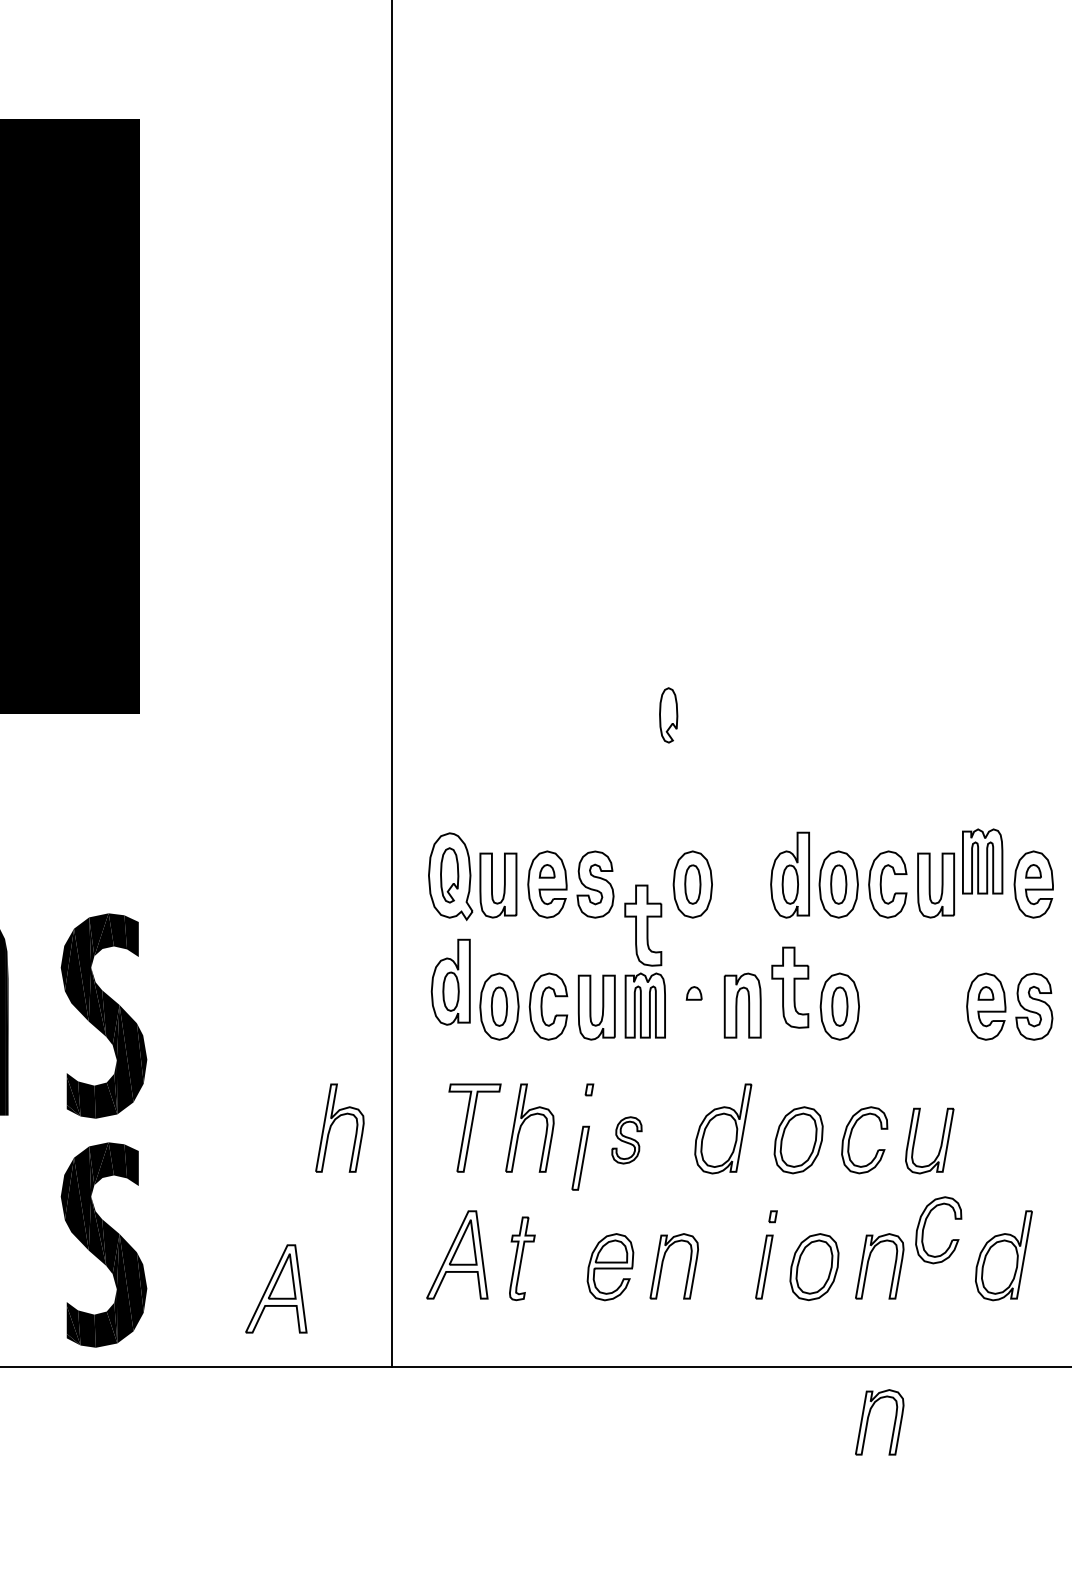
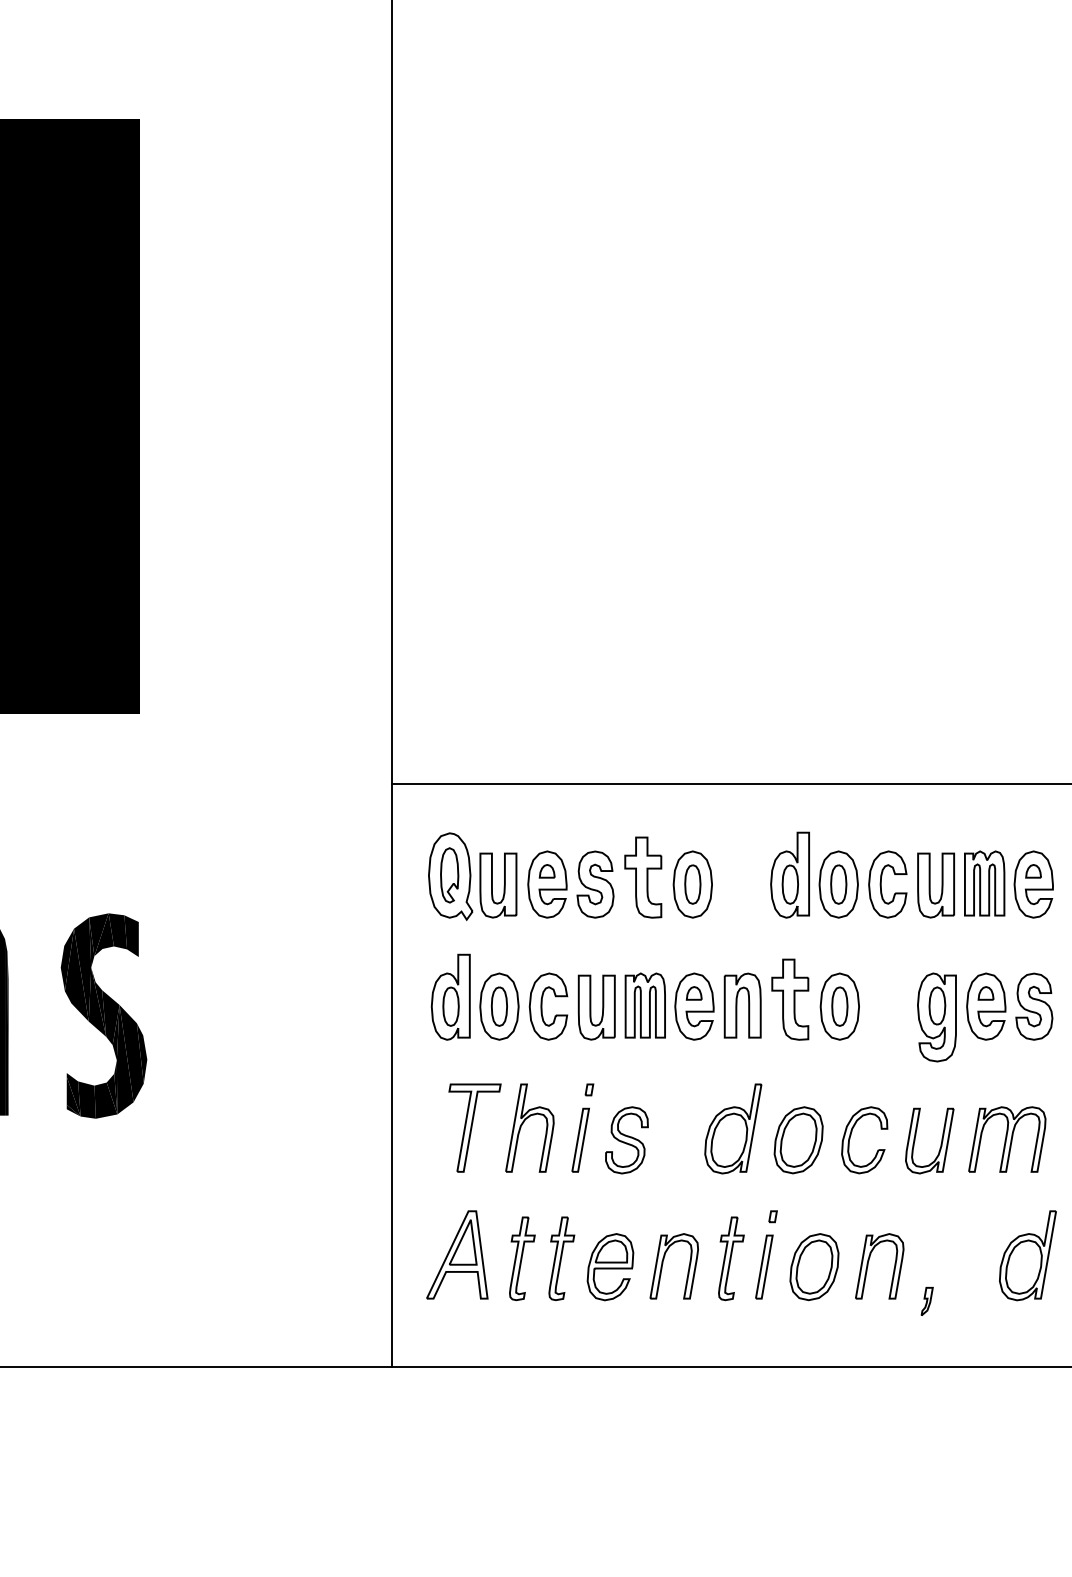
part: present -> none (668, 715)
line: none -> present (729, 784)
part position: (982, 861) -> (984, 883) (984, 883)
part position: (643, 925) -> (643, 877) (643, 877)
part position: (450, 981) -> (450, 996) (450, 996)
part position: (790, 987) -> (790, 999) (790, 999)
part: none -> present (694, 1006)
part: none -> present (936, 1017)
part: present -> none (334, 1122)
part position: (723, 1128) -> (733, 1128) (733, 1128)
part: none -> present (1007, 1139)
part size: 32x49 px -> 44x69 px (626, 1140)
part position: (580, 1157) -> (580, 1139) (580, 1139)
part: present -> none (925, 1225)
part: present -> none (103, 1244)
part position: (1003, 1255) -> (1027, 1255) (1027, 1255)
part: none -> present (561, 1258)
part: none -> present (731, 1258)
part: present -> none (276, 1288)
part: none -> present (926, 1300)
part: present -> none (868, 1422)
